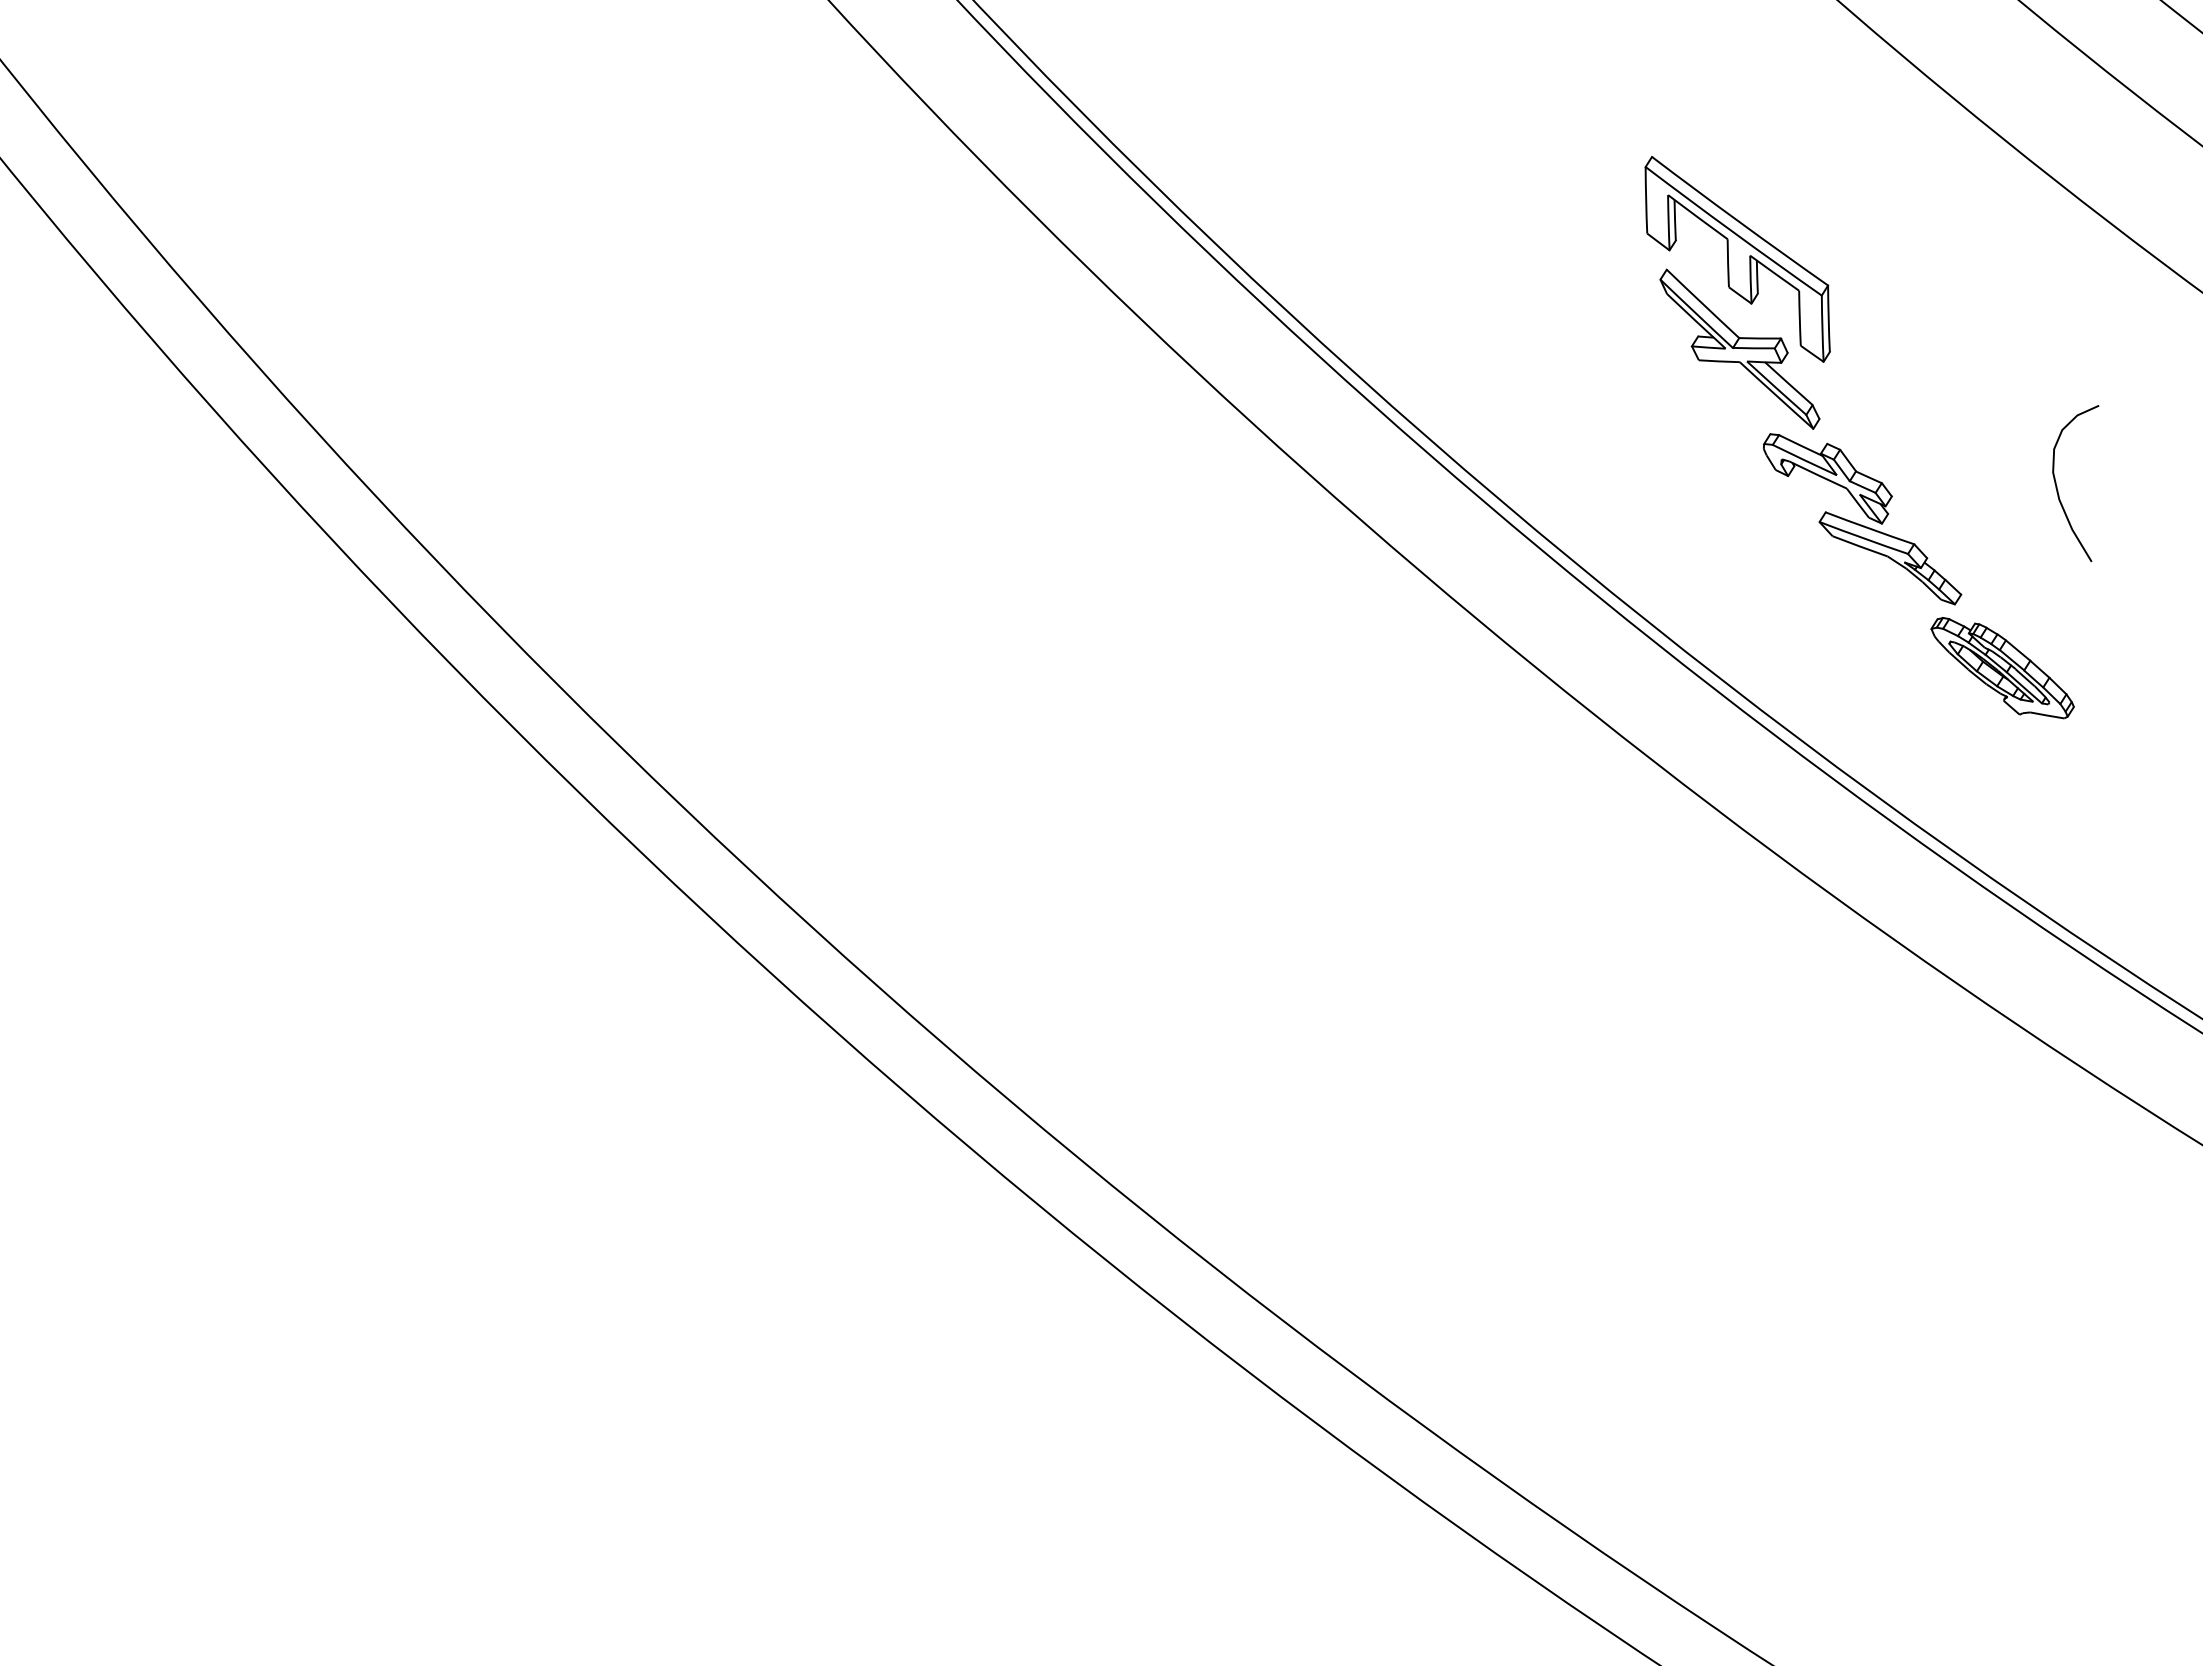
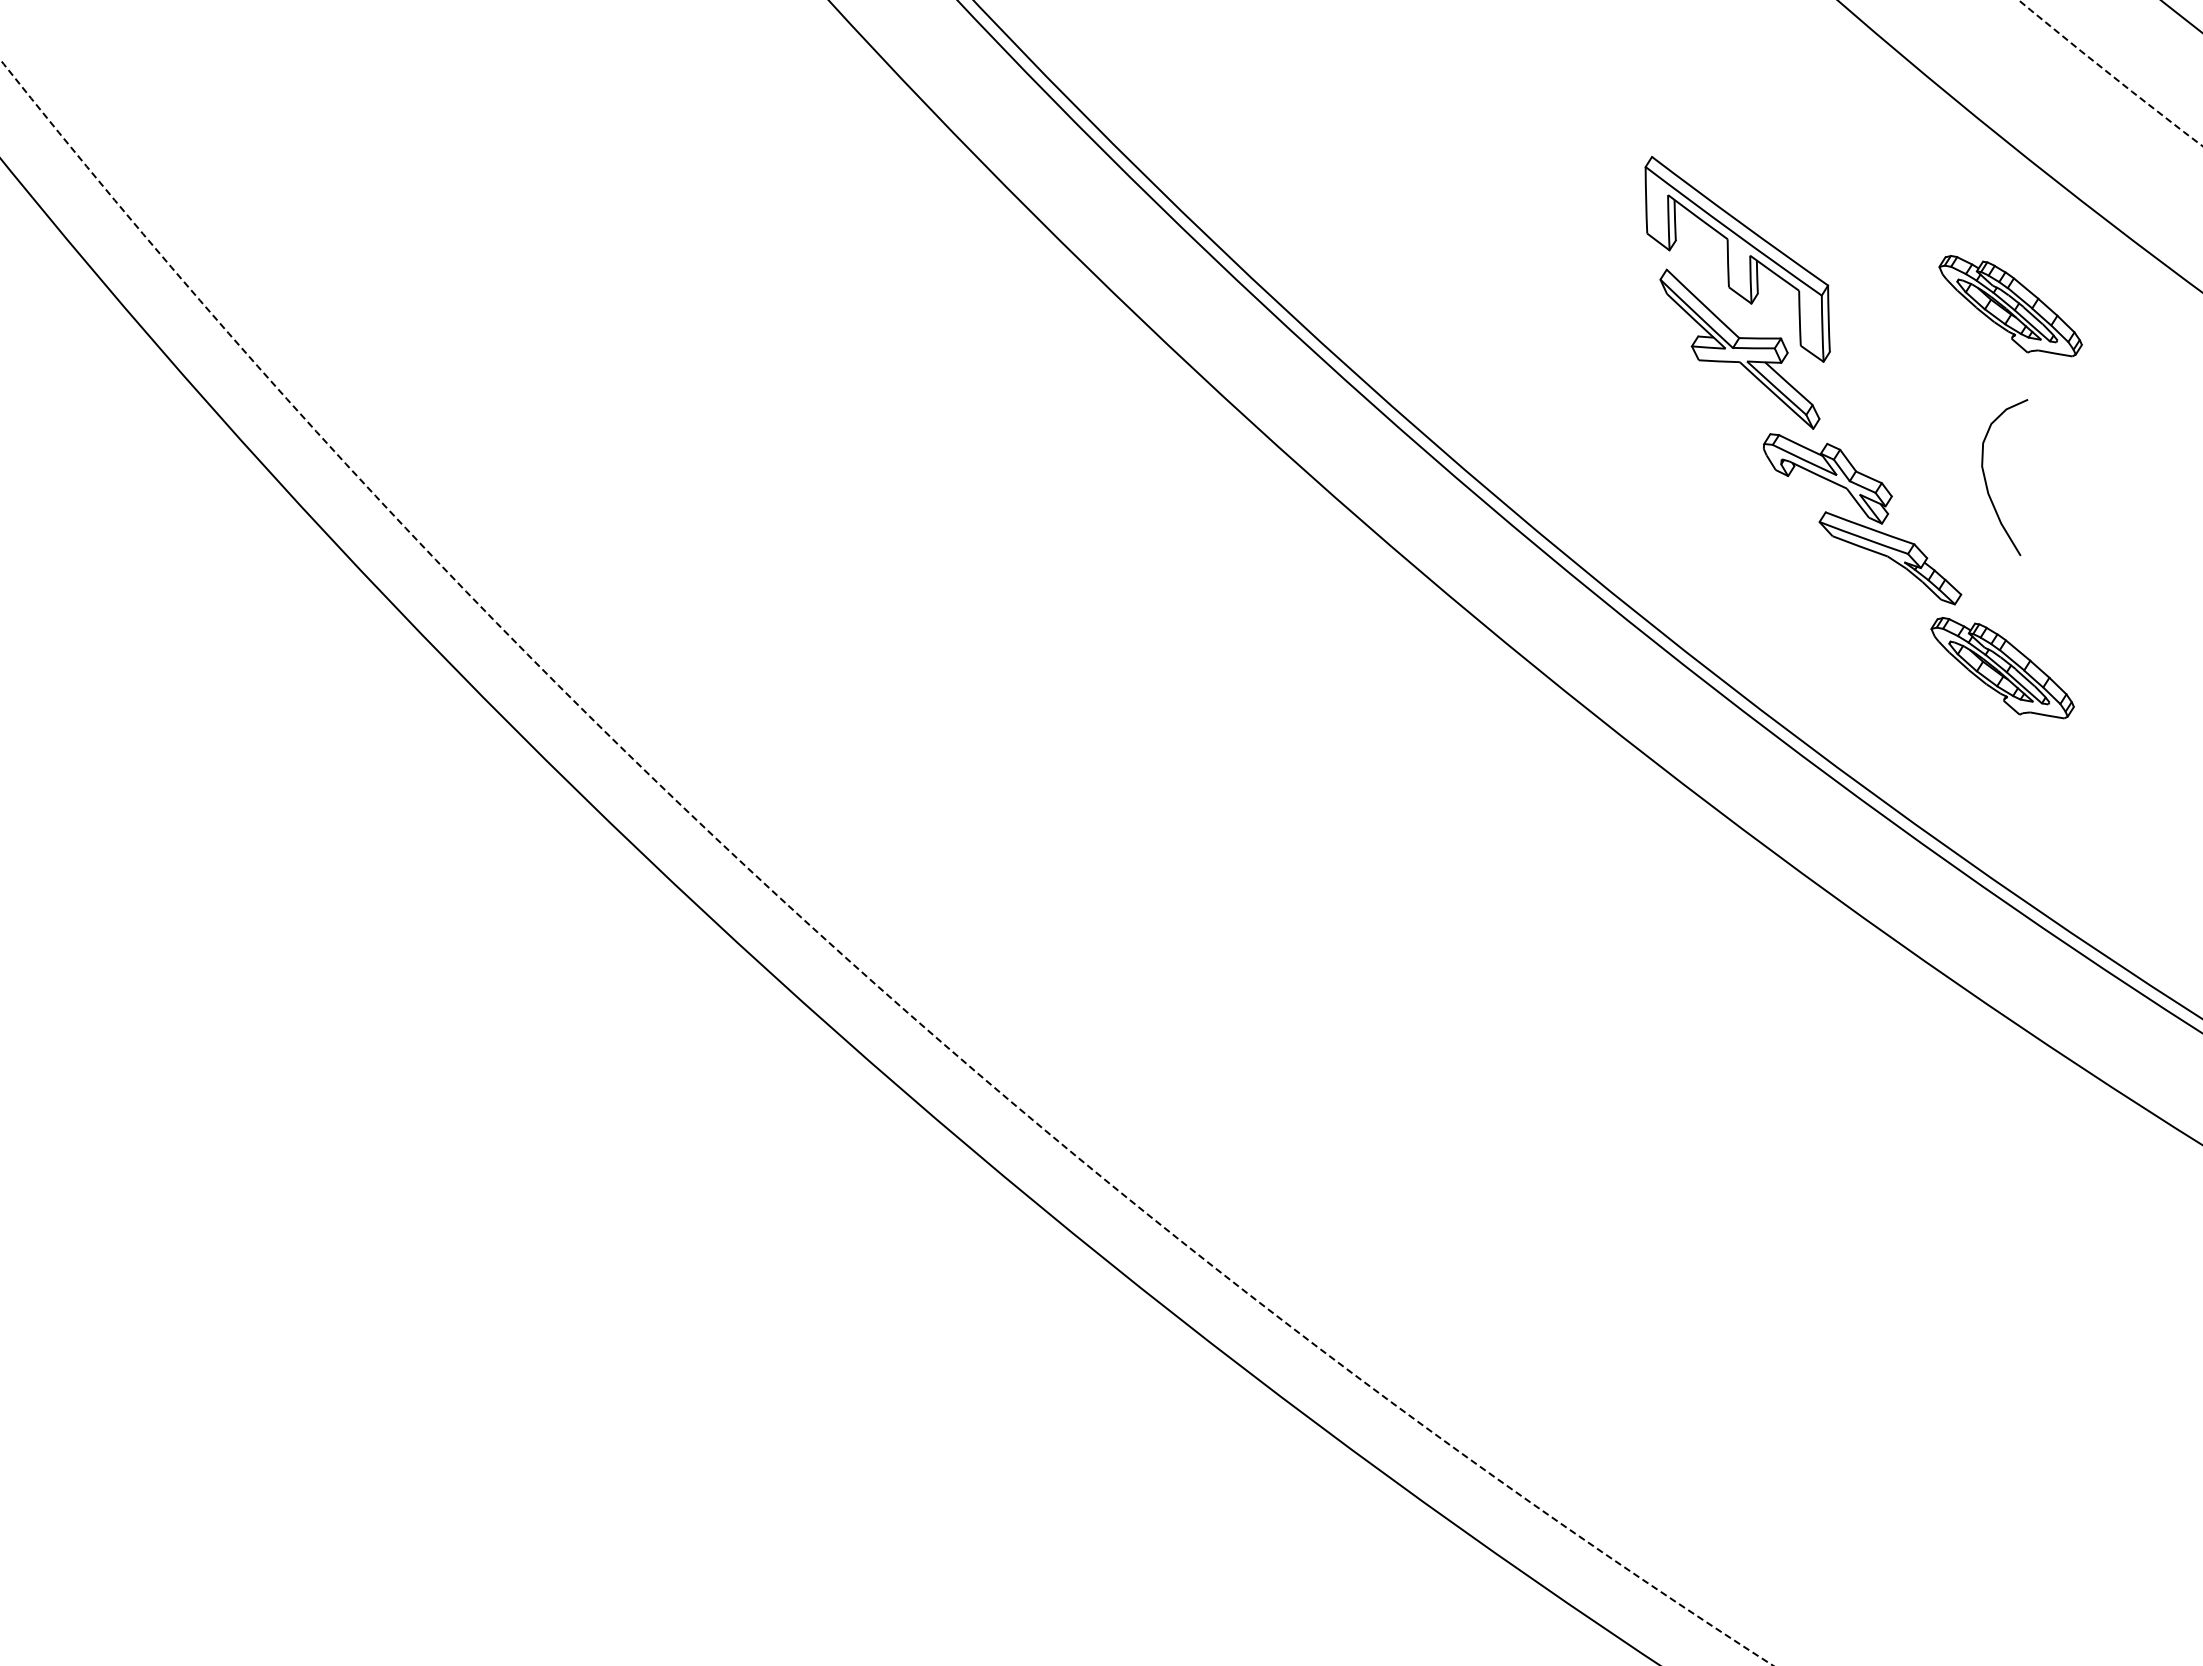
arc: solid -> dashed (2110, 74)
part: none -> present (2010, 306)
curve position: (2057, 486) -> (1986, 480) (1986, 480)
circle: solid -> dashed (886, 862)
